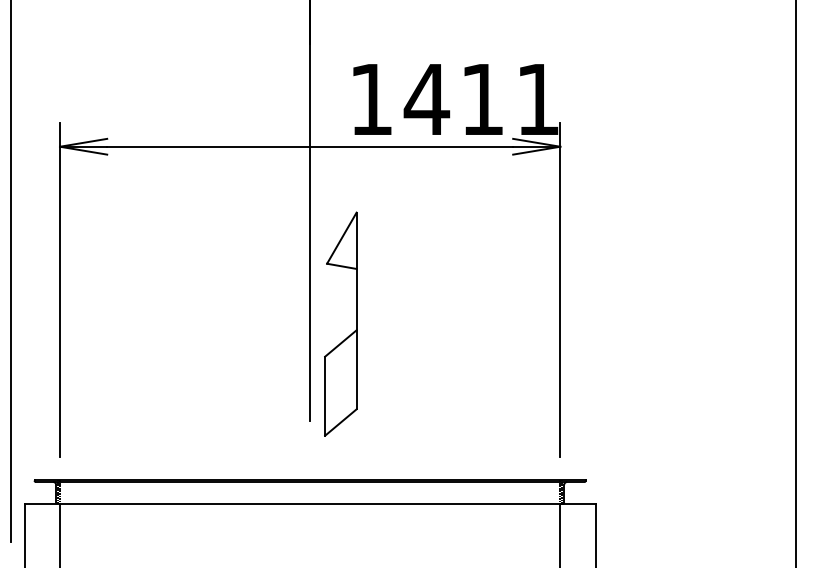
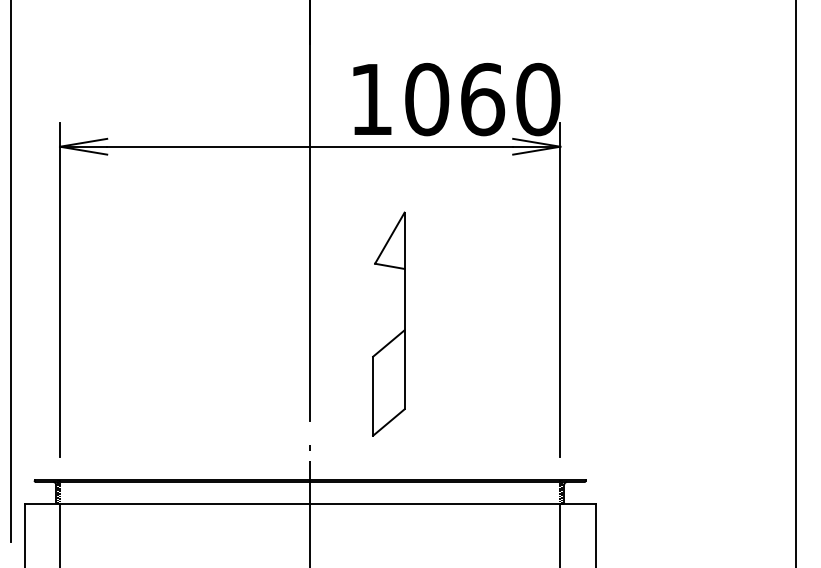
text: 1411 -> 1060 (481, 99)
part position: (348, 335) -> (396, 335) (396, 335)
line: none -> present (310, 504)
